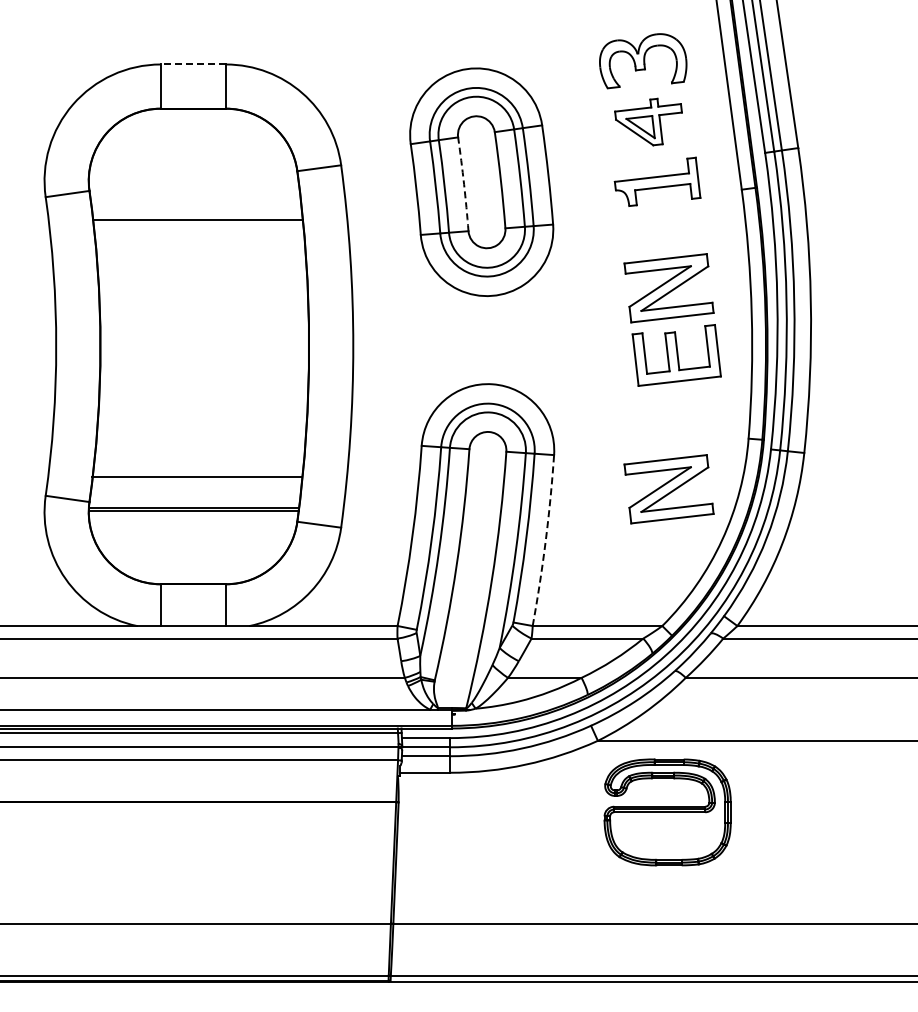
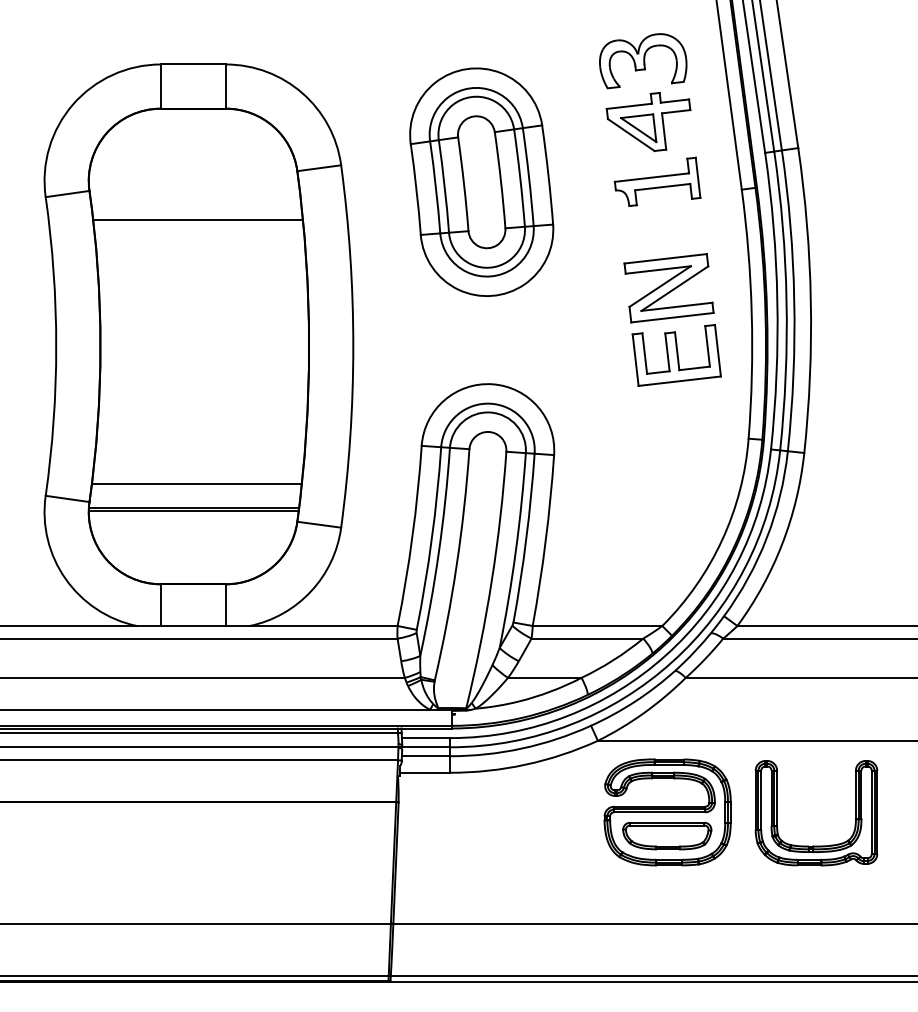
line: dashed -> solid (193, 64)
part size: 69x50 px -> 87x61 px (648, 122)
arc: dashed -> solid (464, 184)
line position: (196, 476) -> (196, 483) (196, 483)
part: present -> none (668, 489)
arc: dashed -> solid (545, 540)
part: none -> present (667, 835)
part: none -> present (816, 845)
